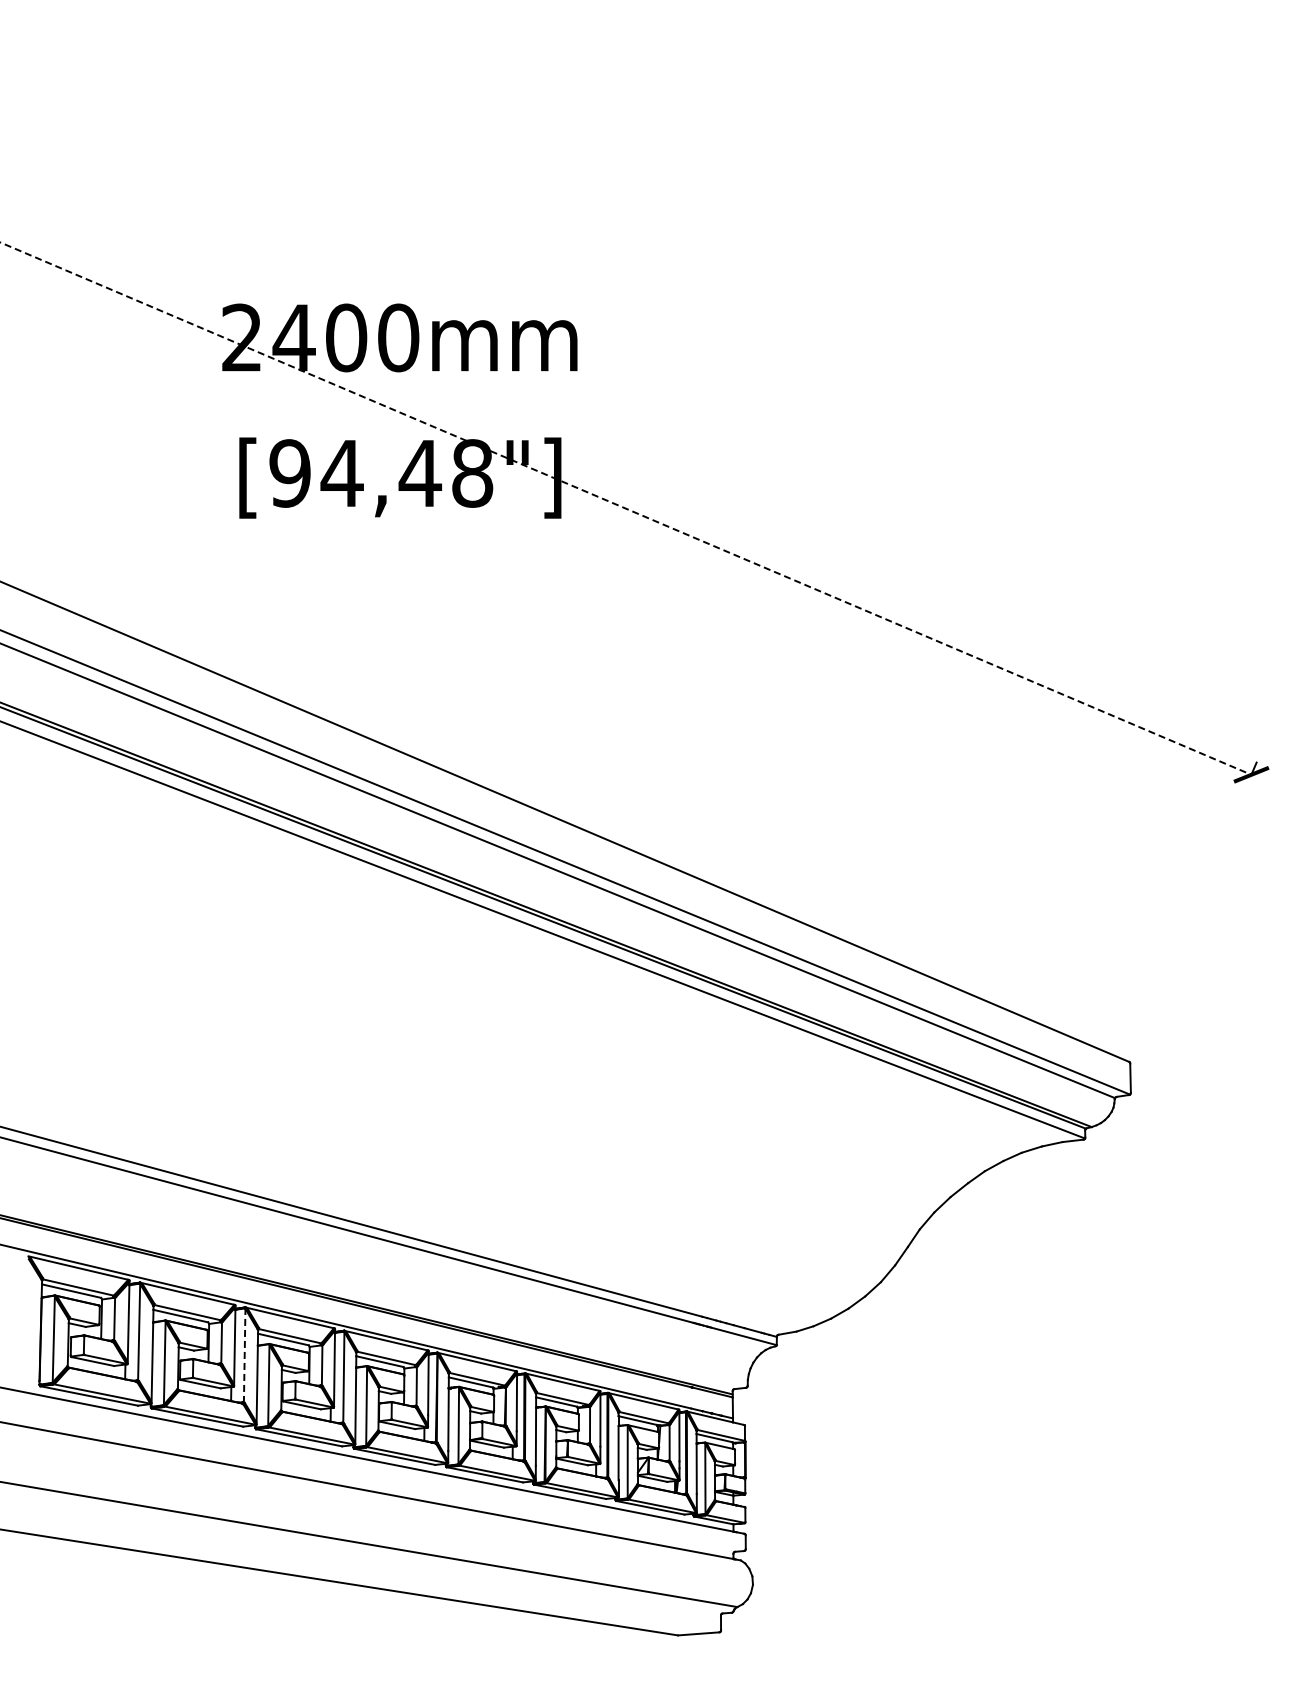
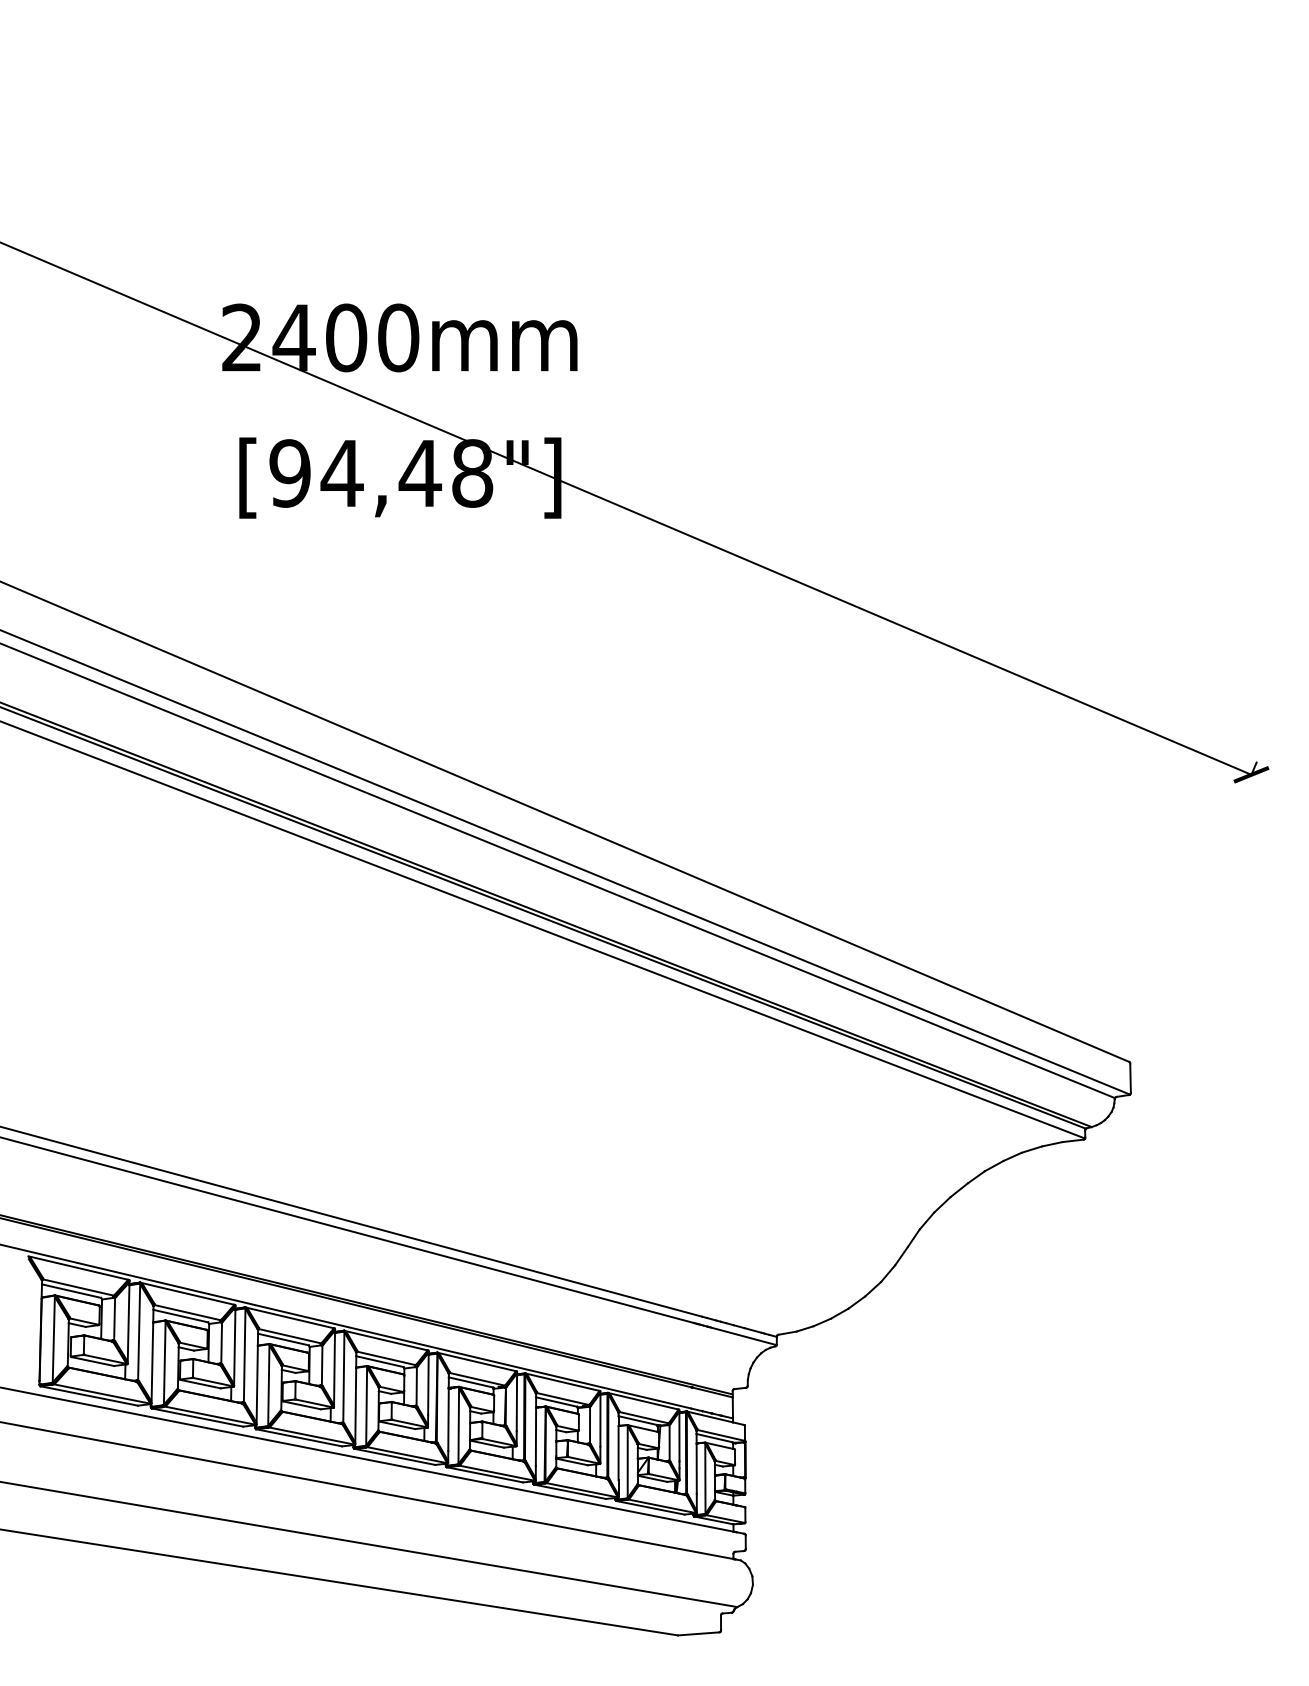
line: dashed -> solid (625, 508)
line: dashed -> solid (244, 1355)
